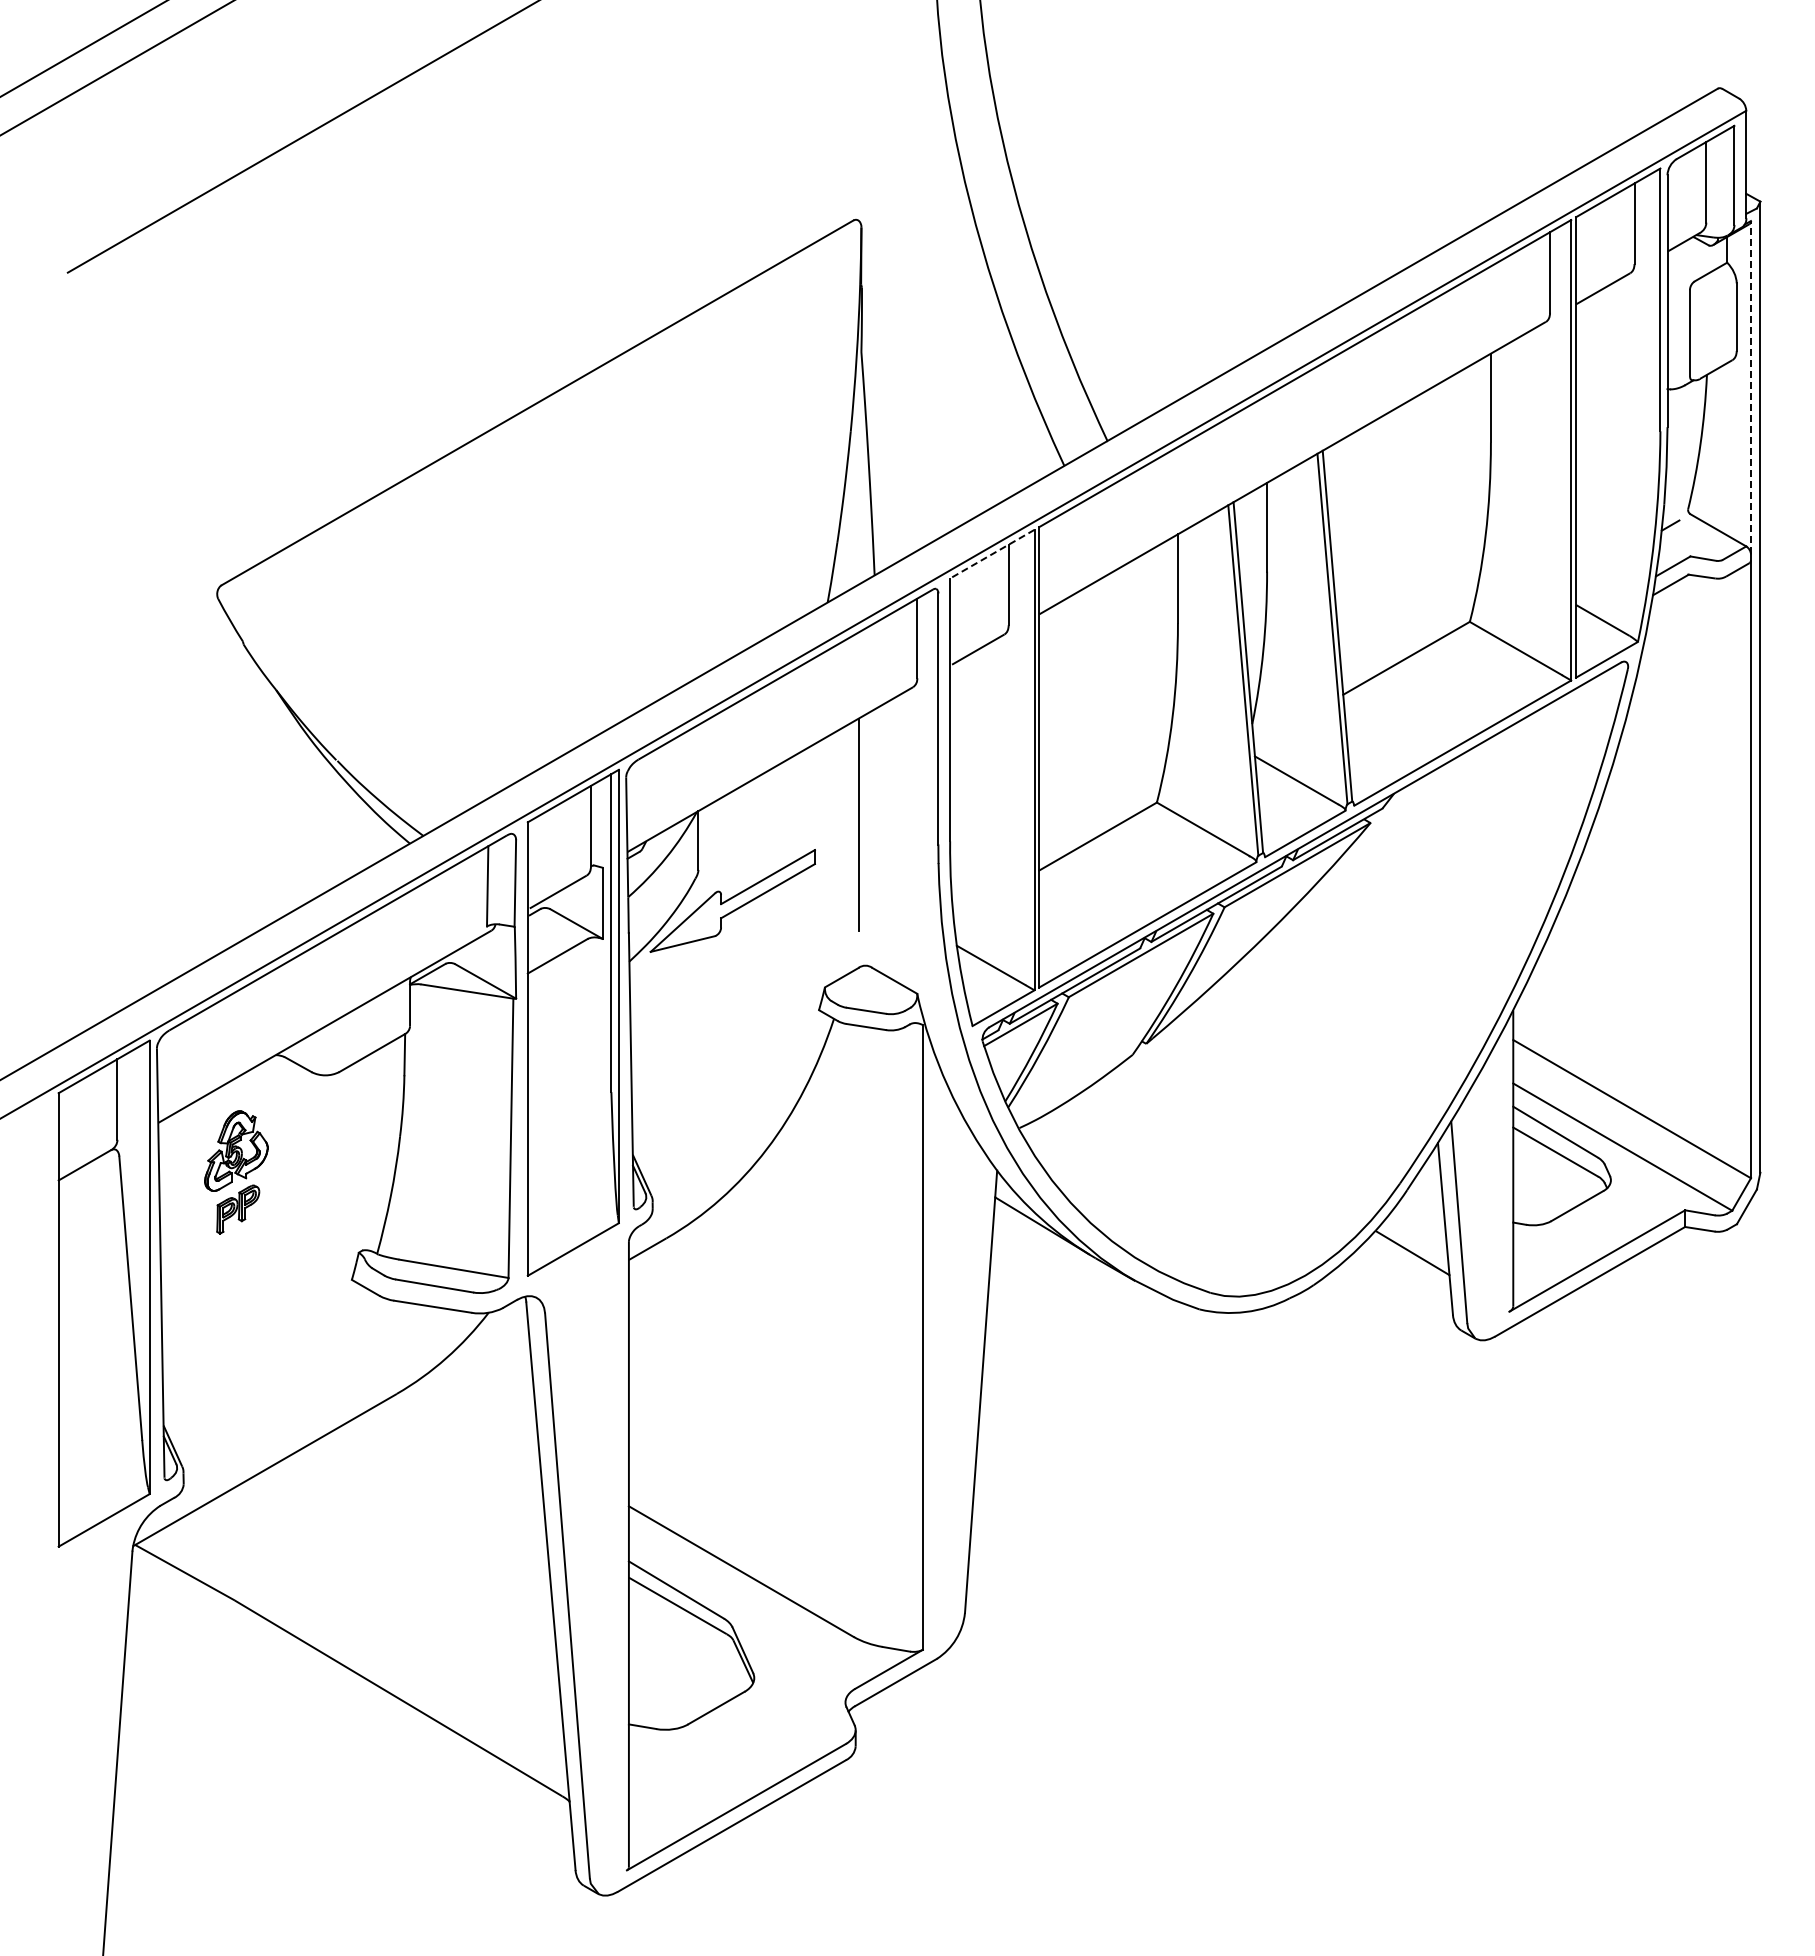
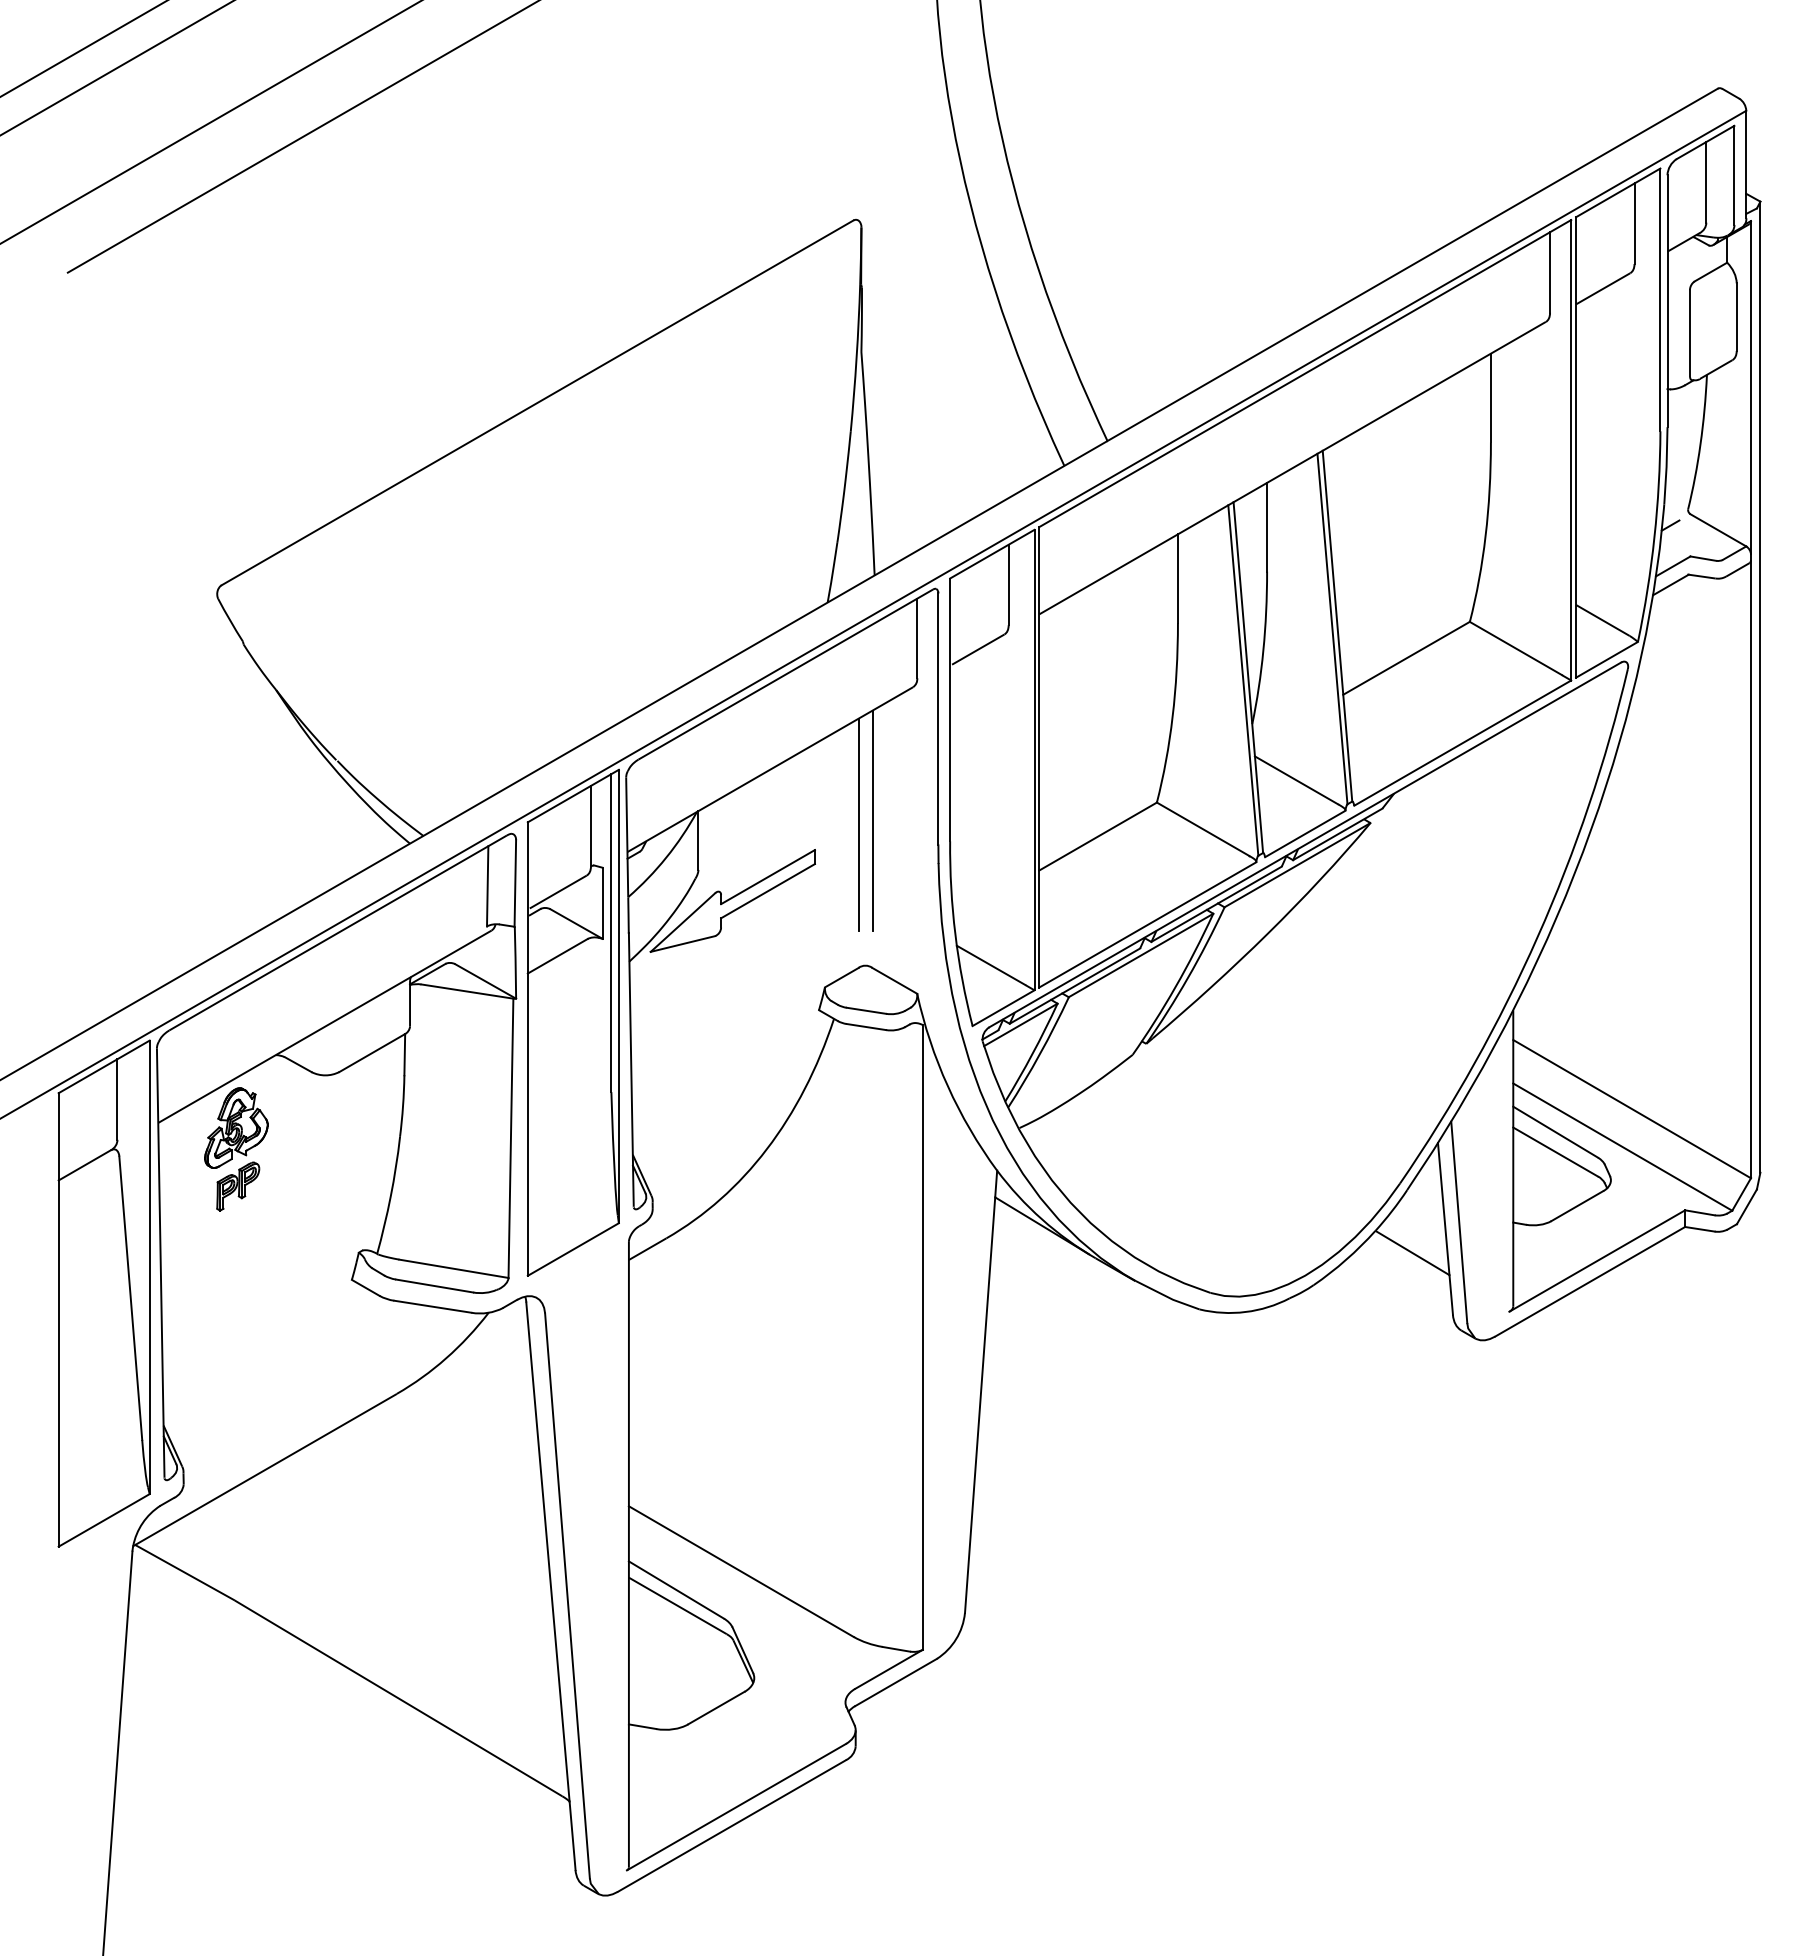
line: none -> present (210, 122)
line: dashed -> solid (1750, 387)
line: dashed -> solid (992, 554)
line: none -> present (872, 820)
part position: (236, 1172) -> (236, 1149) (236, 1149)
